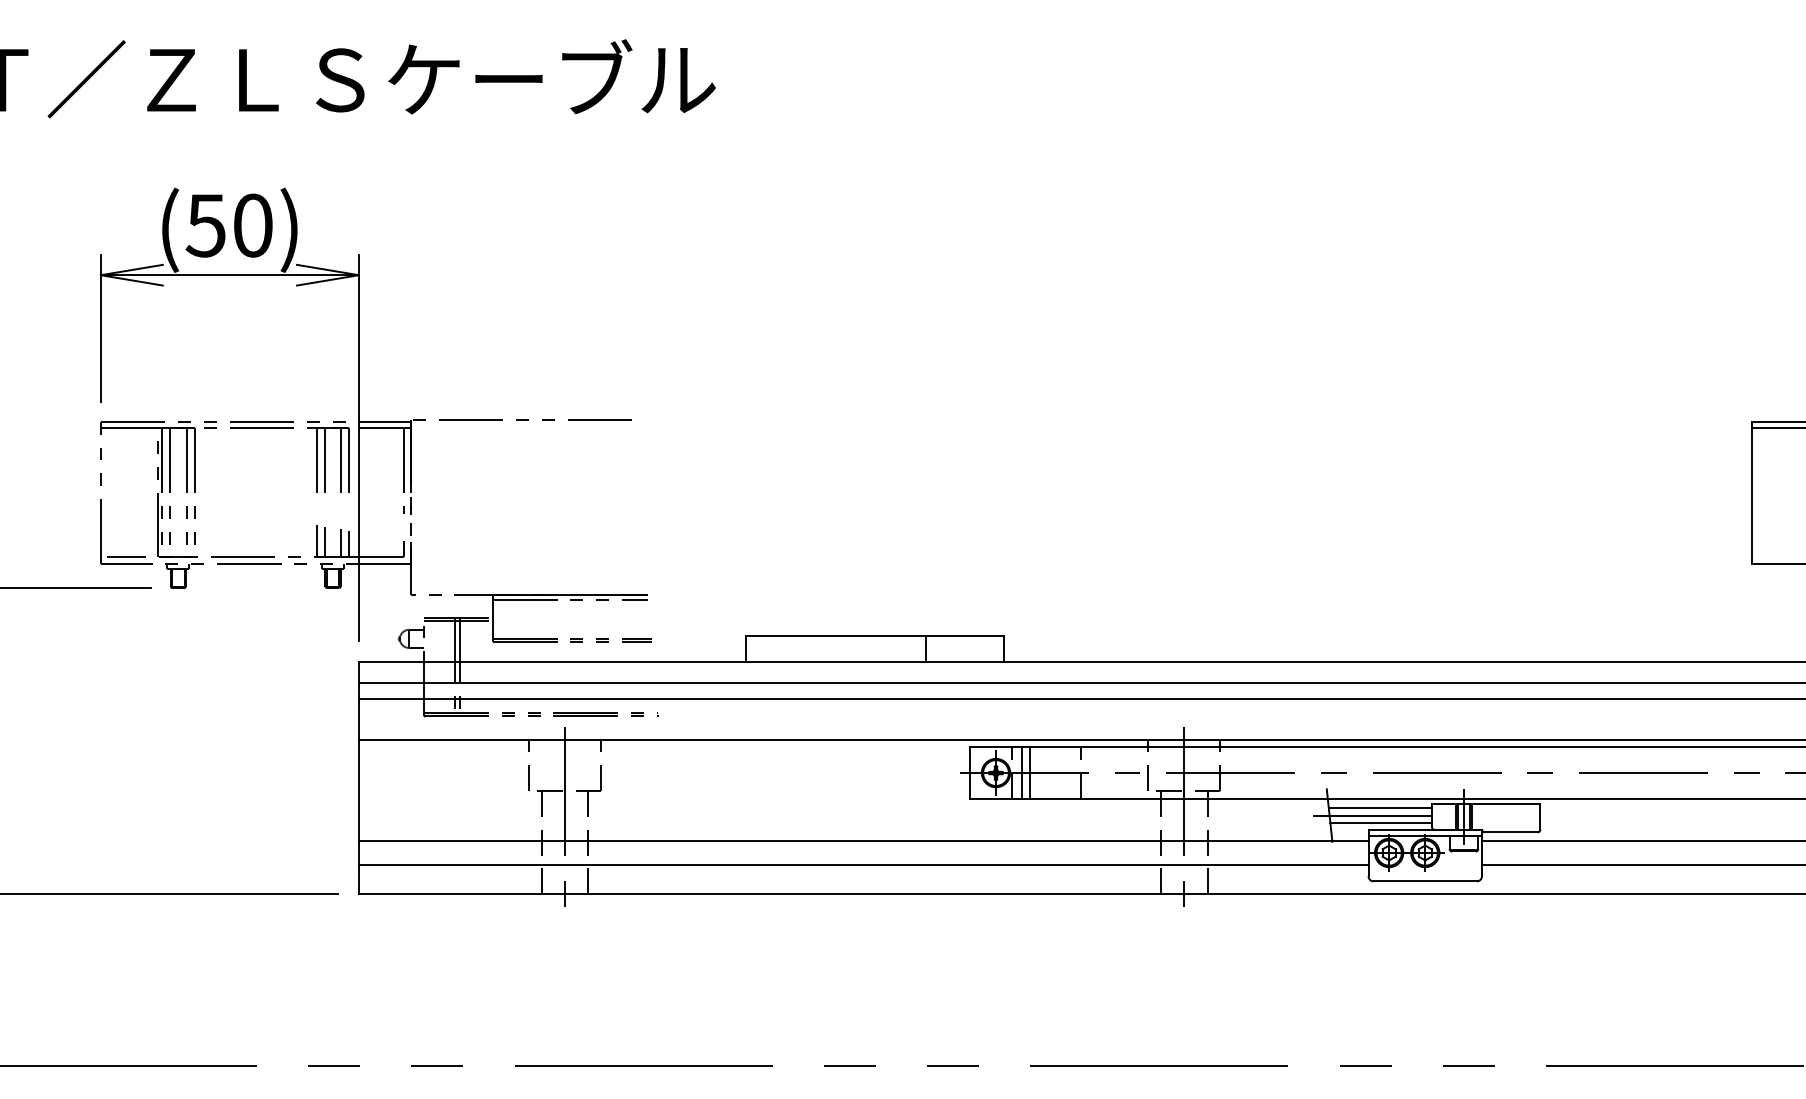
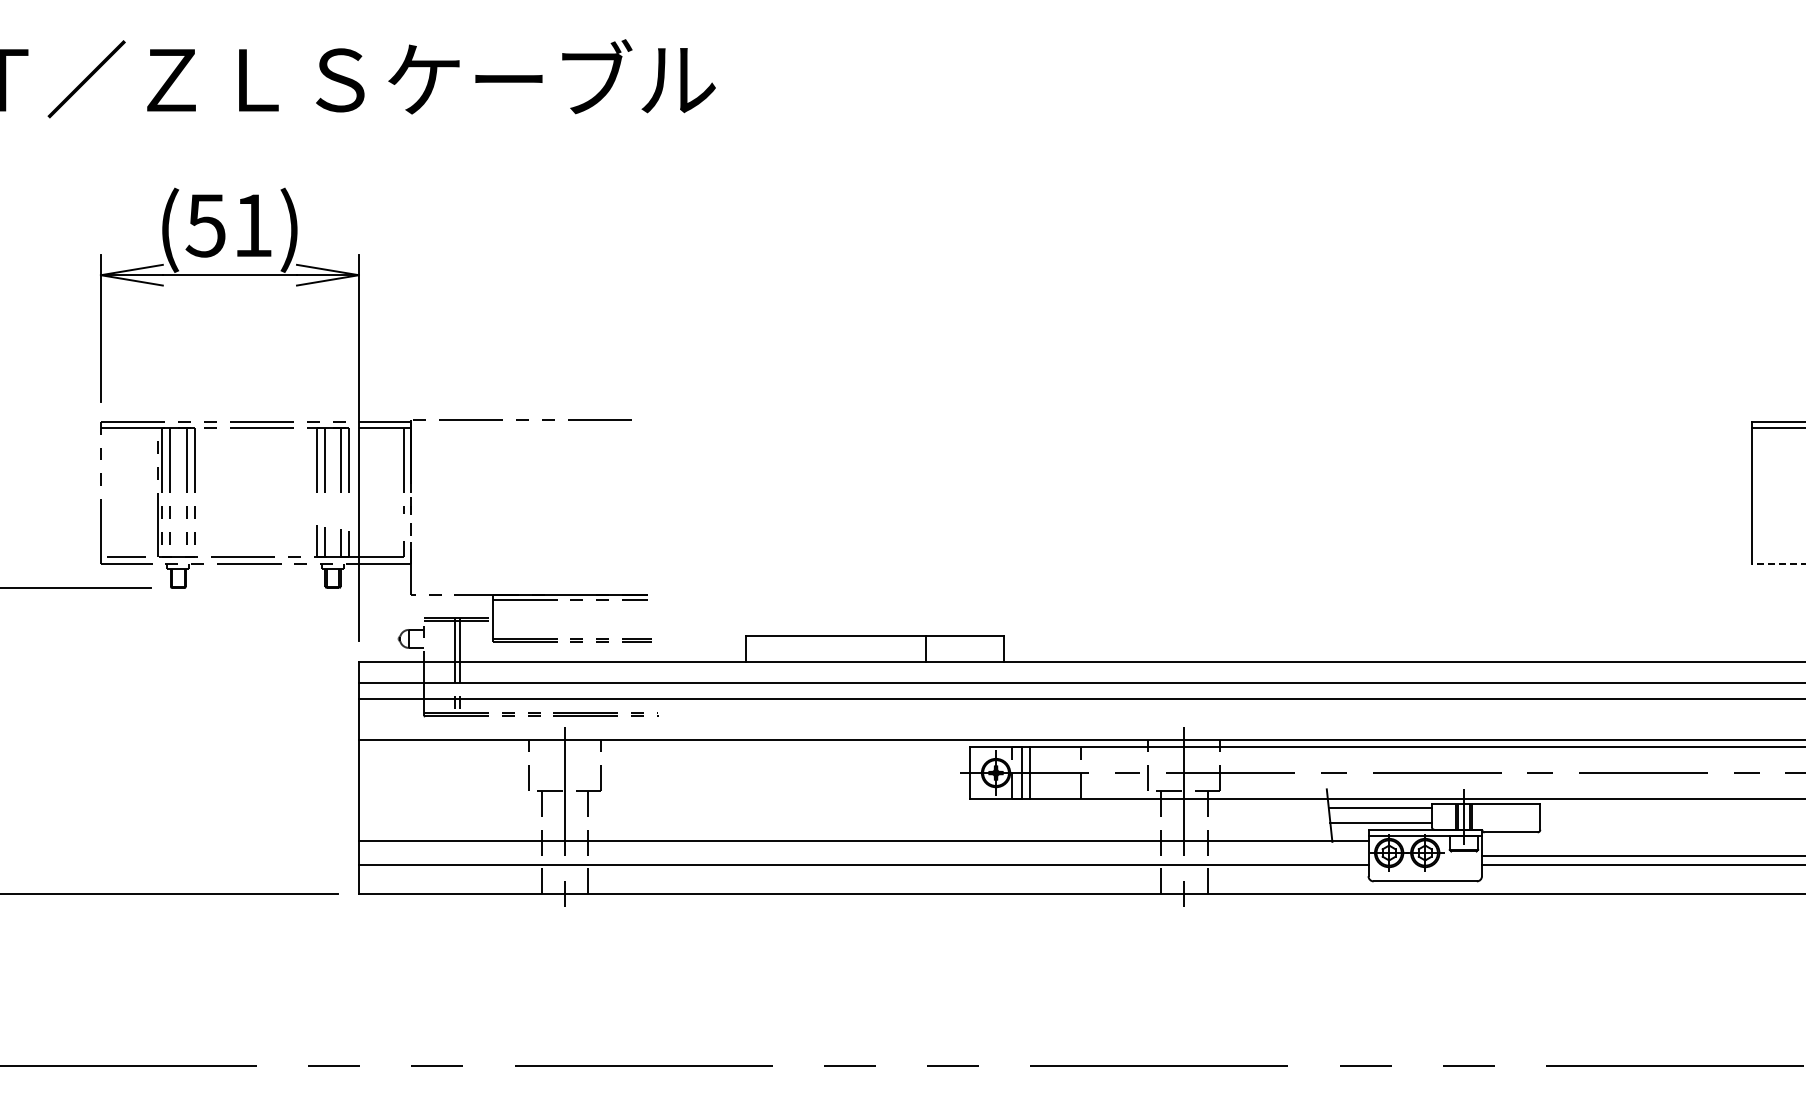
text: (50) -> (51) (253, 225)
line: solid -> dashed (1778, 563)
line: present -> none (1372, 815)
line position: (1642, 841) -> (1642, 856) (1642, 856)
